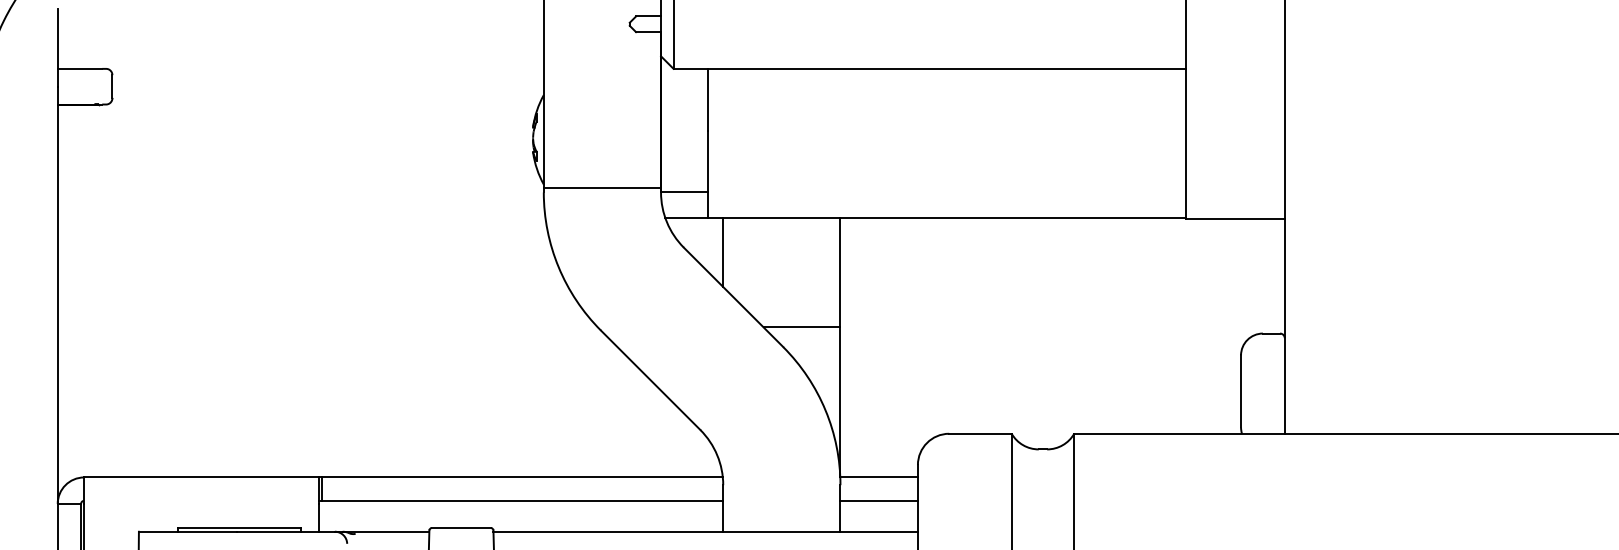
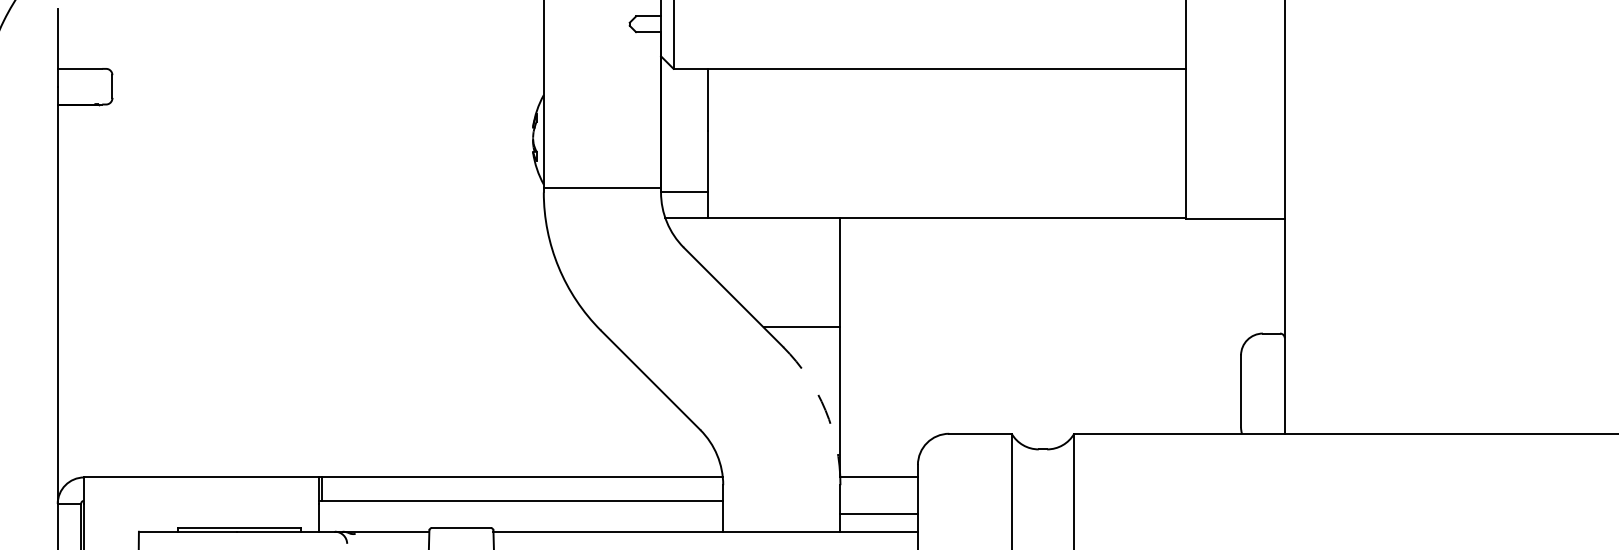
line: present -> none (723, 252)
arc: solid -> dashed (825, 410)
line position: (878, 500) -> (878, 513) (878, 513)
